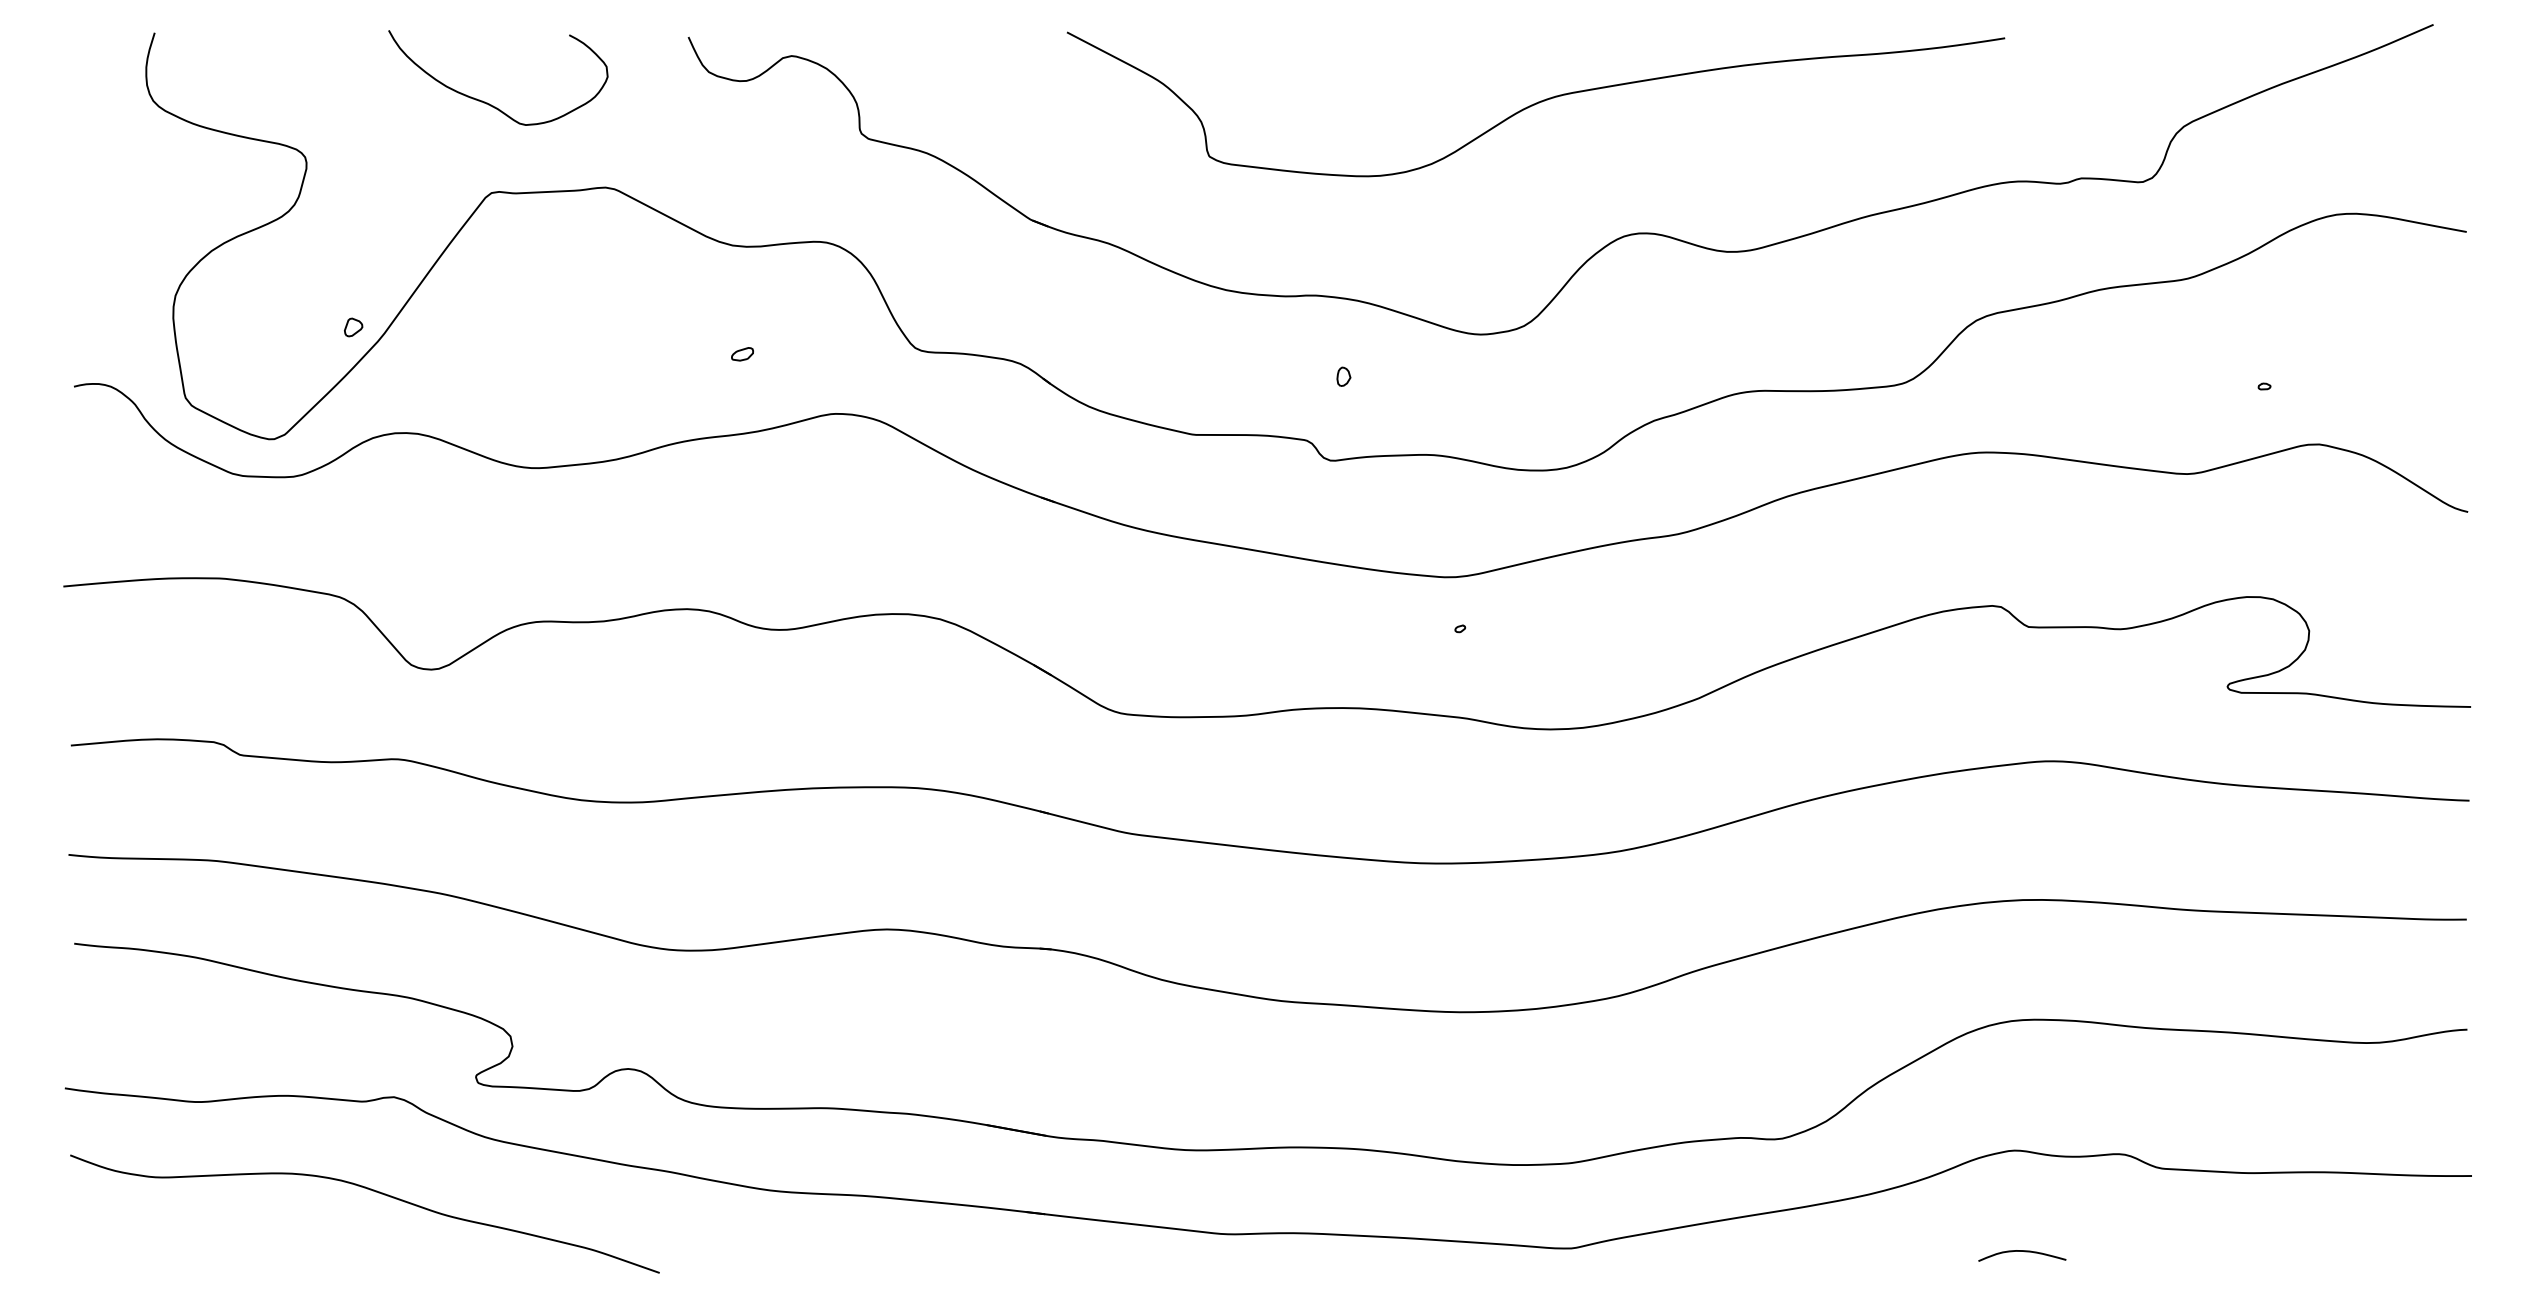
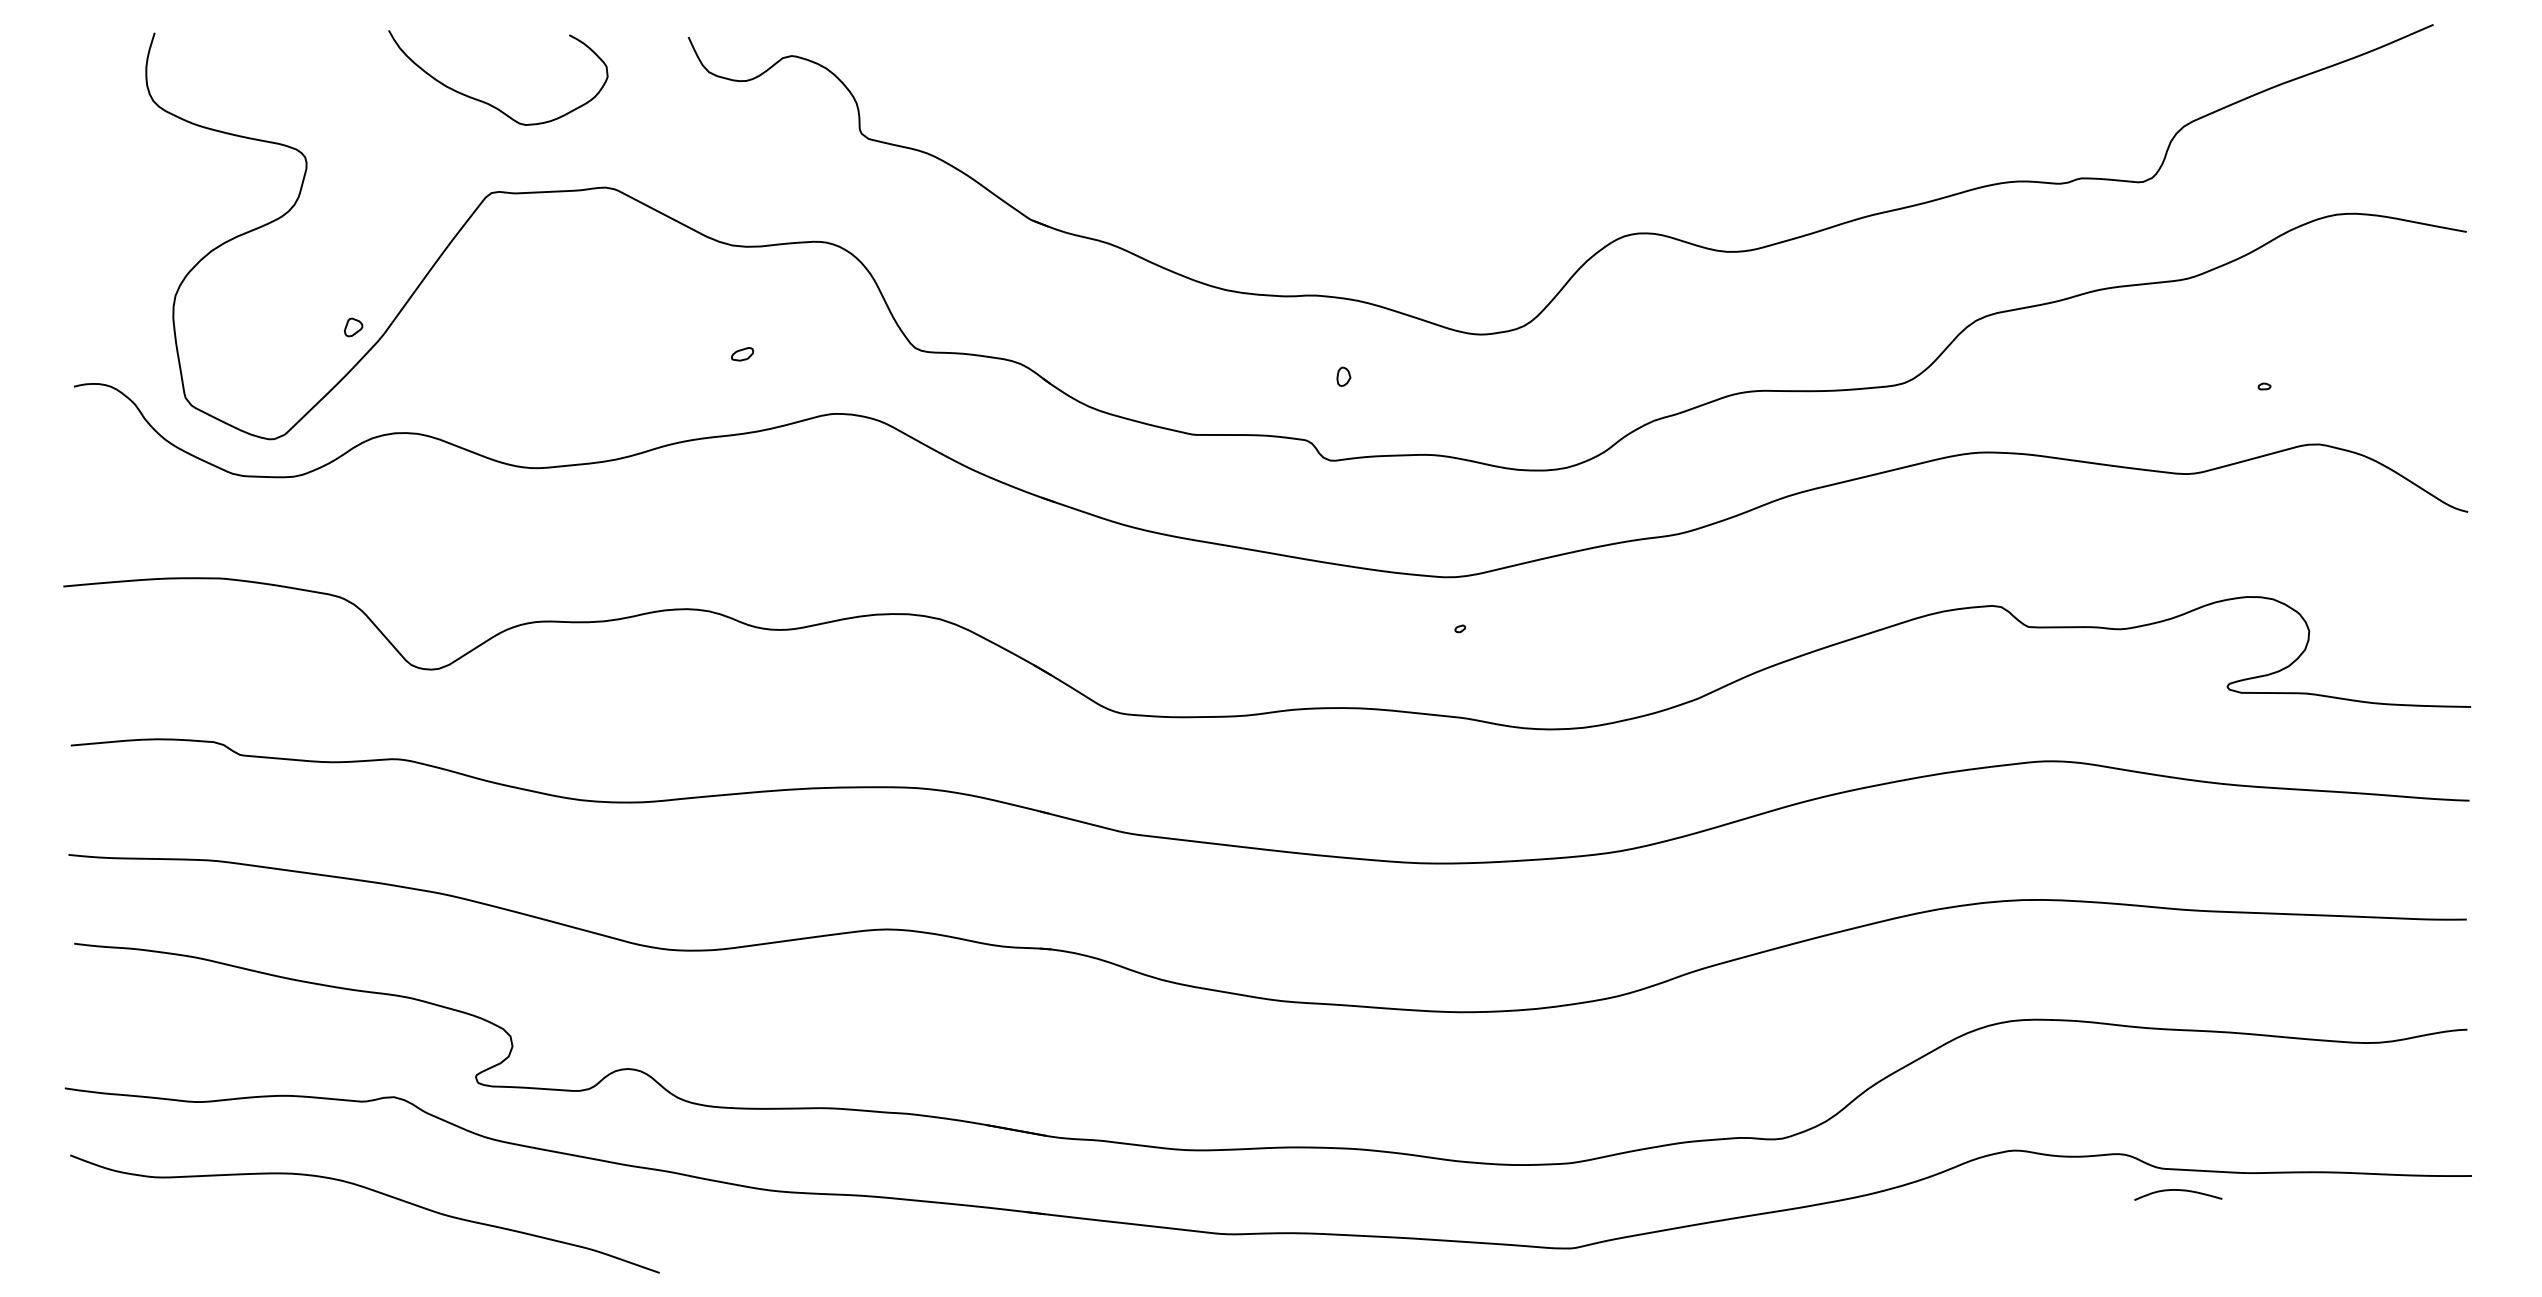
curve: present -> none (1535, 104)
curve position: (2024, 1252) -> (2180, 1191) (2180, 1191)
